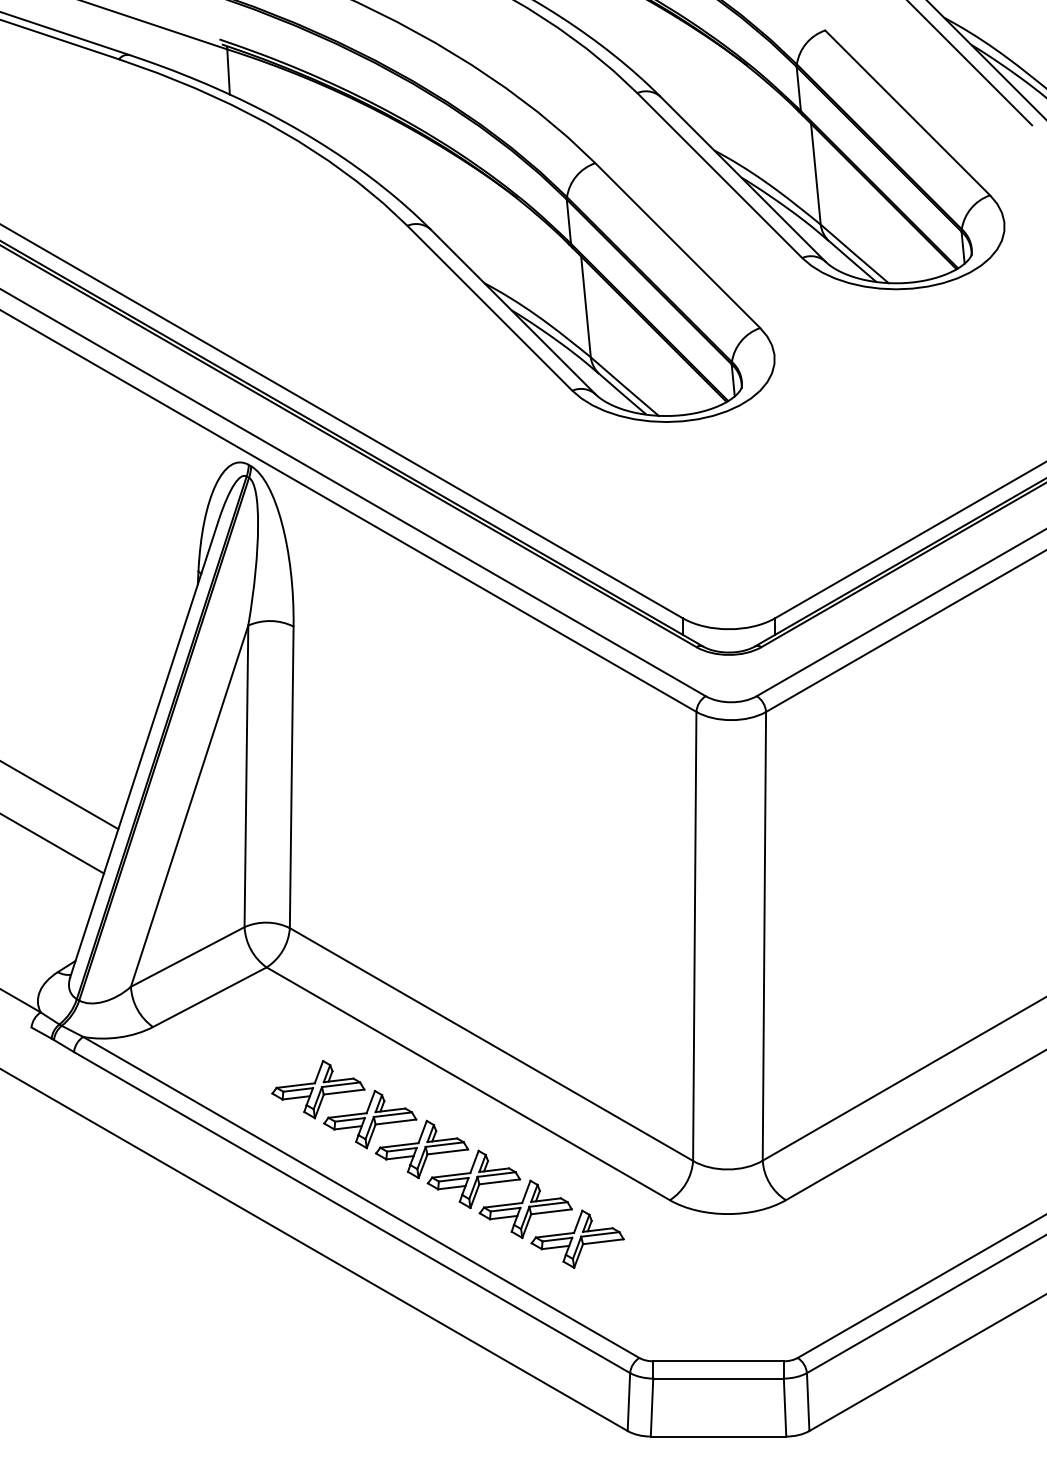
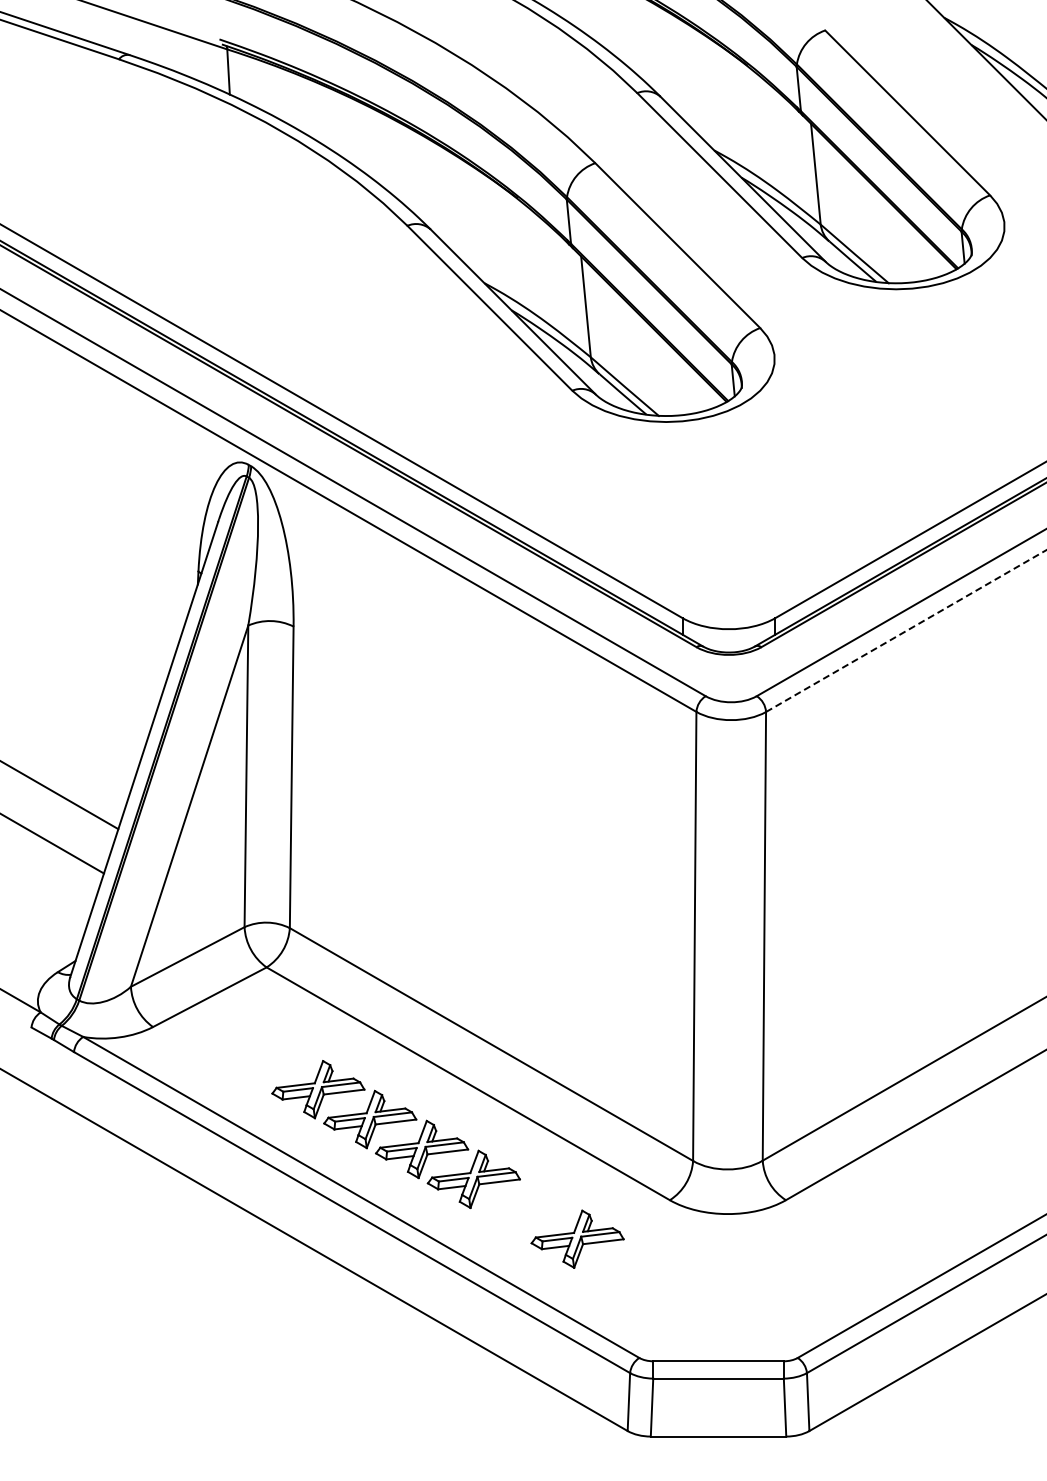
line: present -> none (970, 63)
line: solid -> dashed (906, 631)
part: present -> none (525, 1208)
